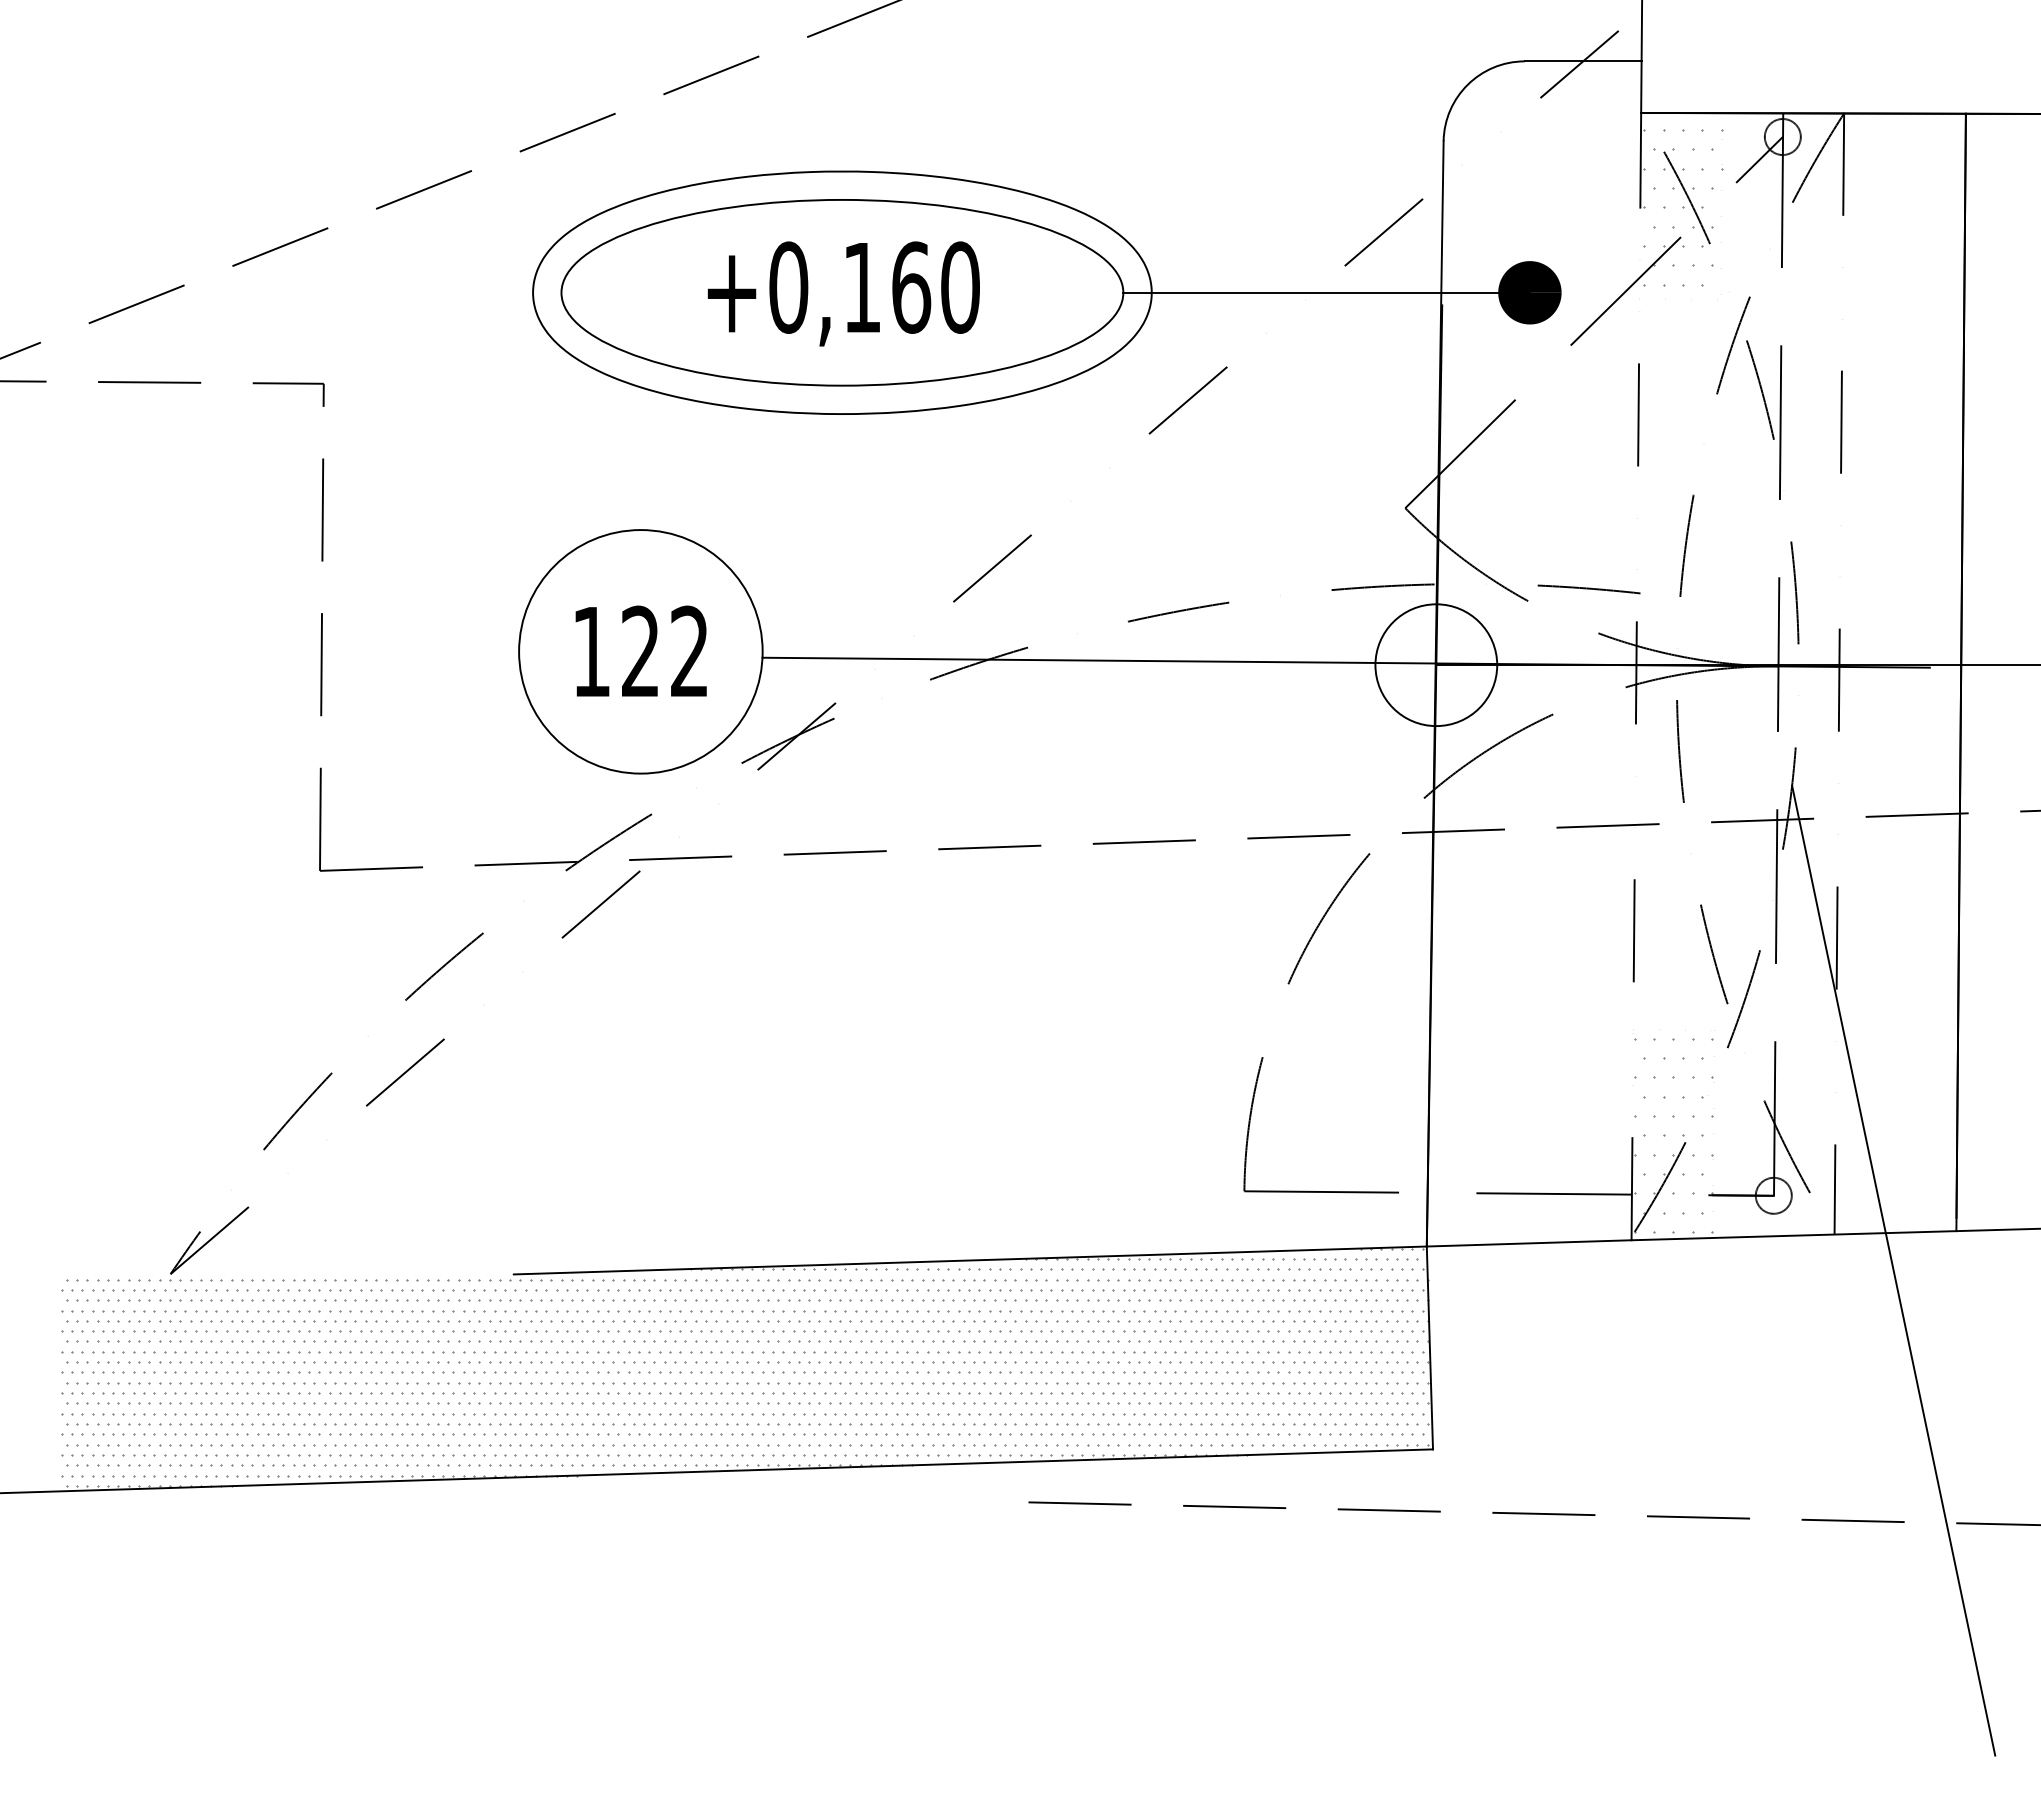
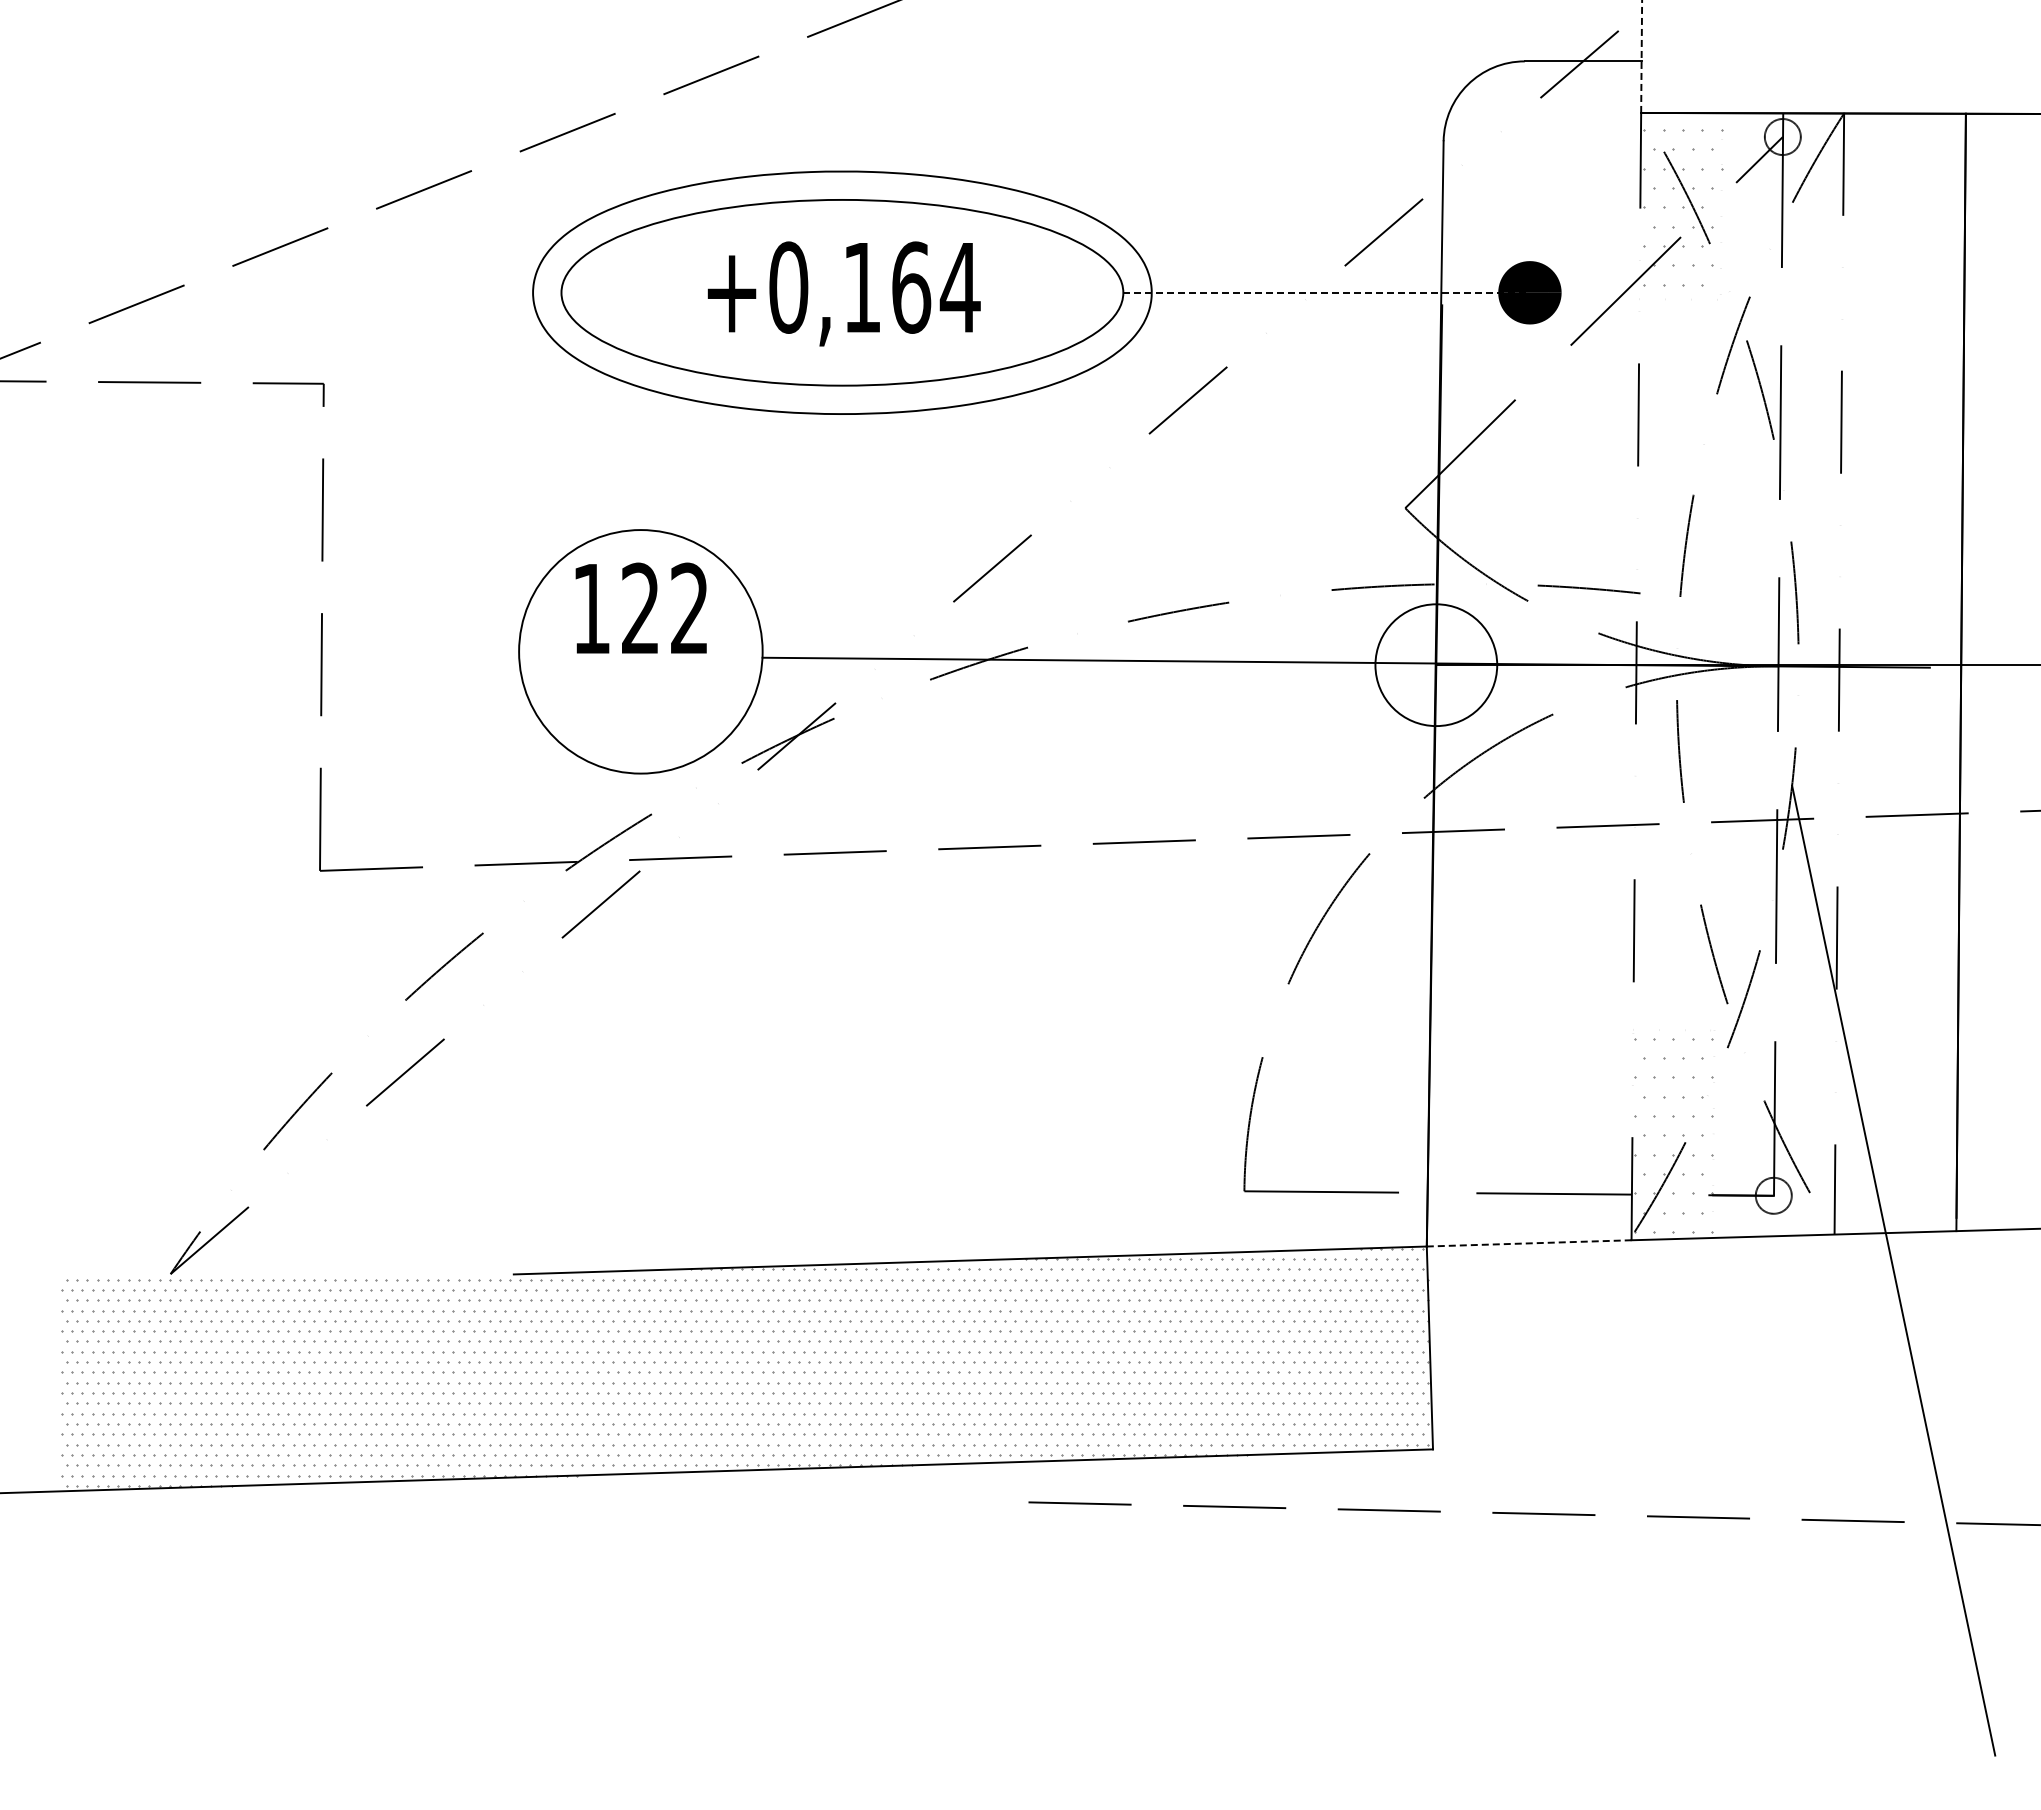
line: solid -> dashed (1641, 56)
text: +0,160 -> +0,164 (959, 287)
line: solid -> dashed (1327, 292)
text position: (640, 650) -> (640, 607) (640, 607)
line: solid -> dashed (1529, 1243)
